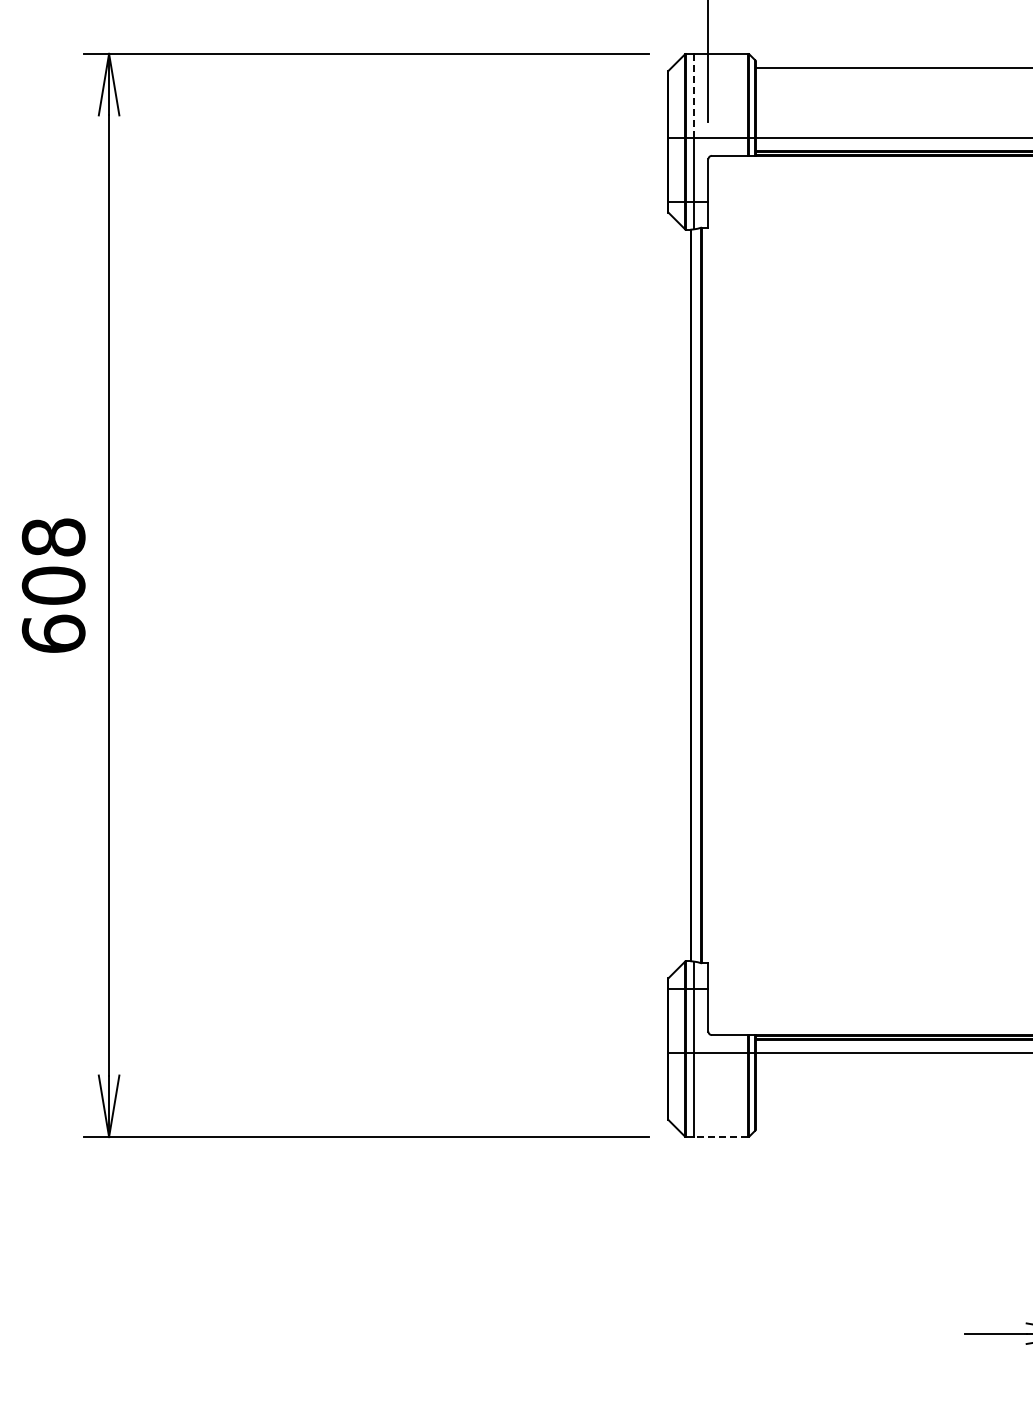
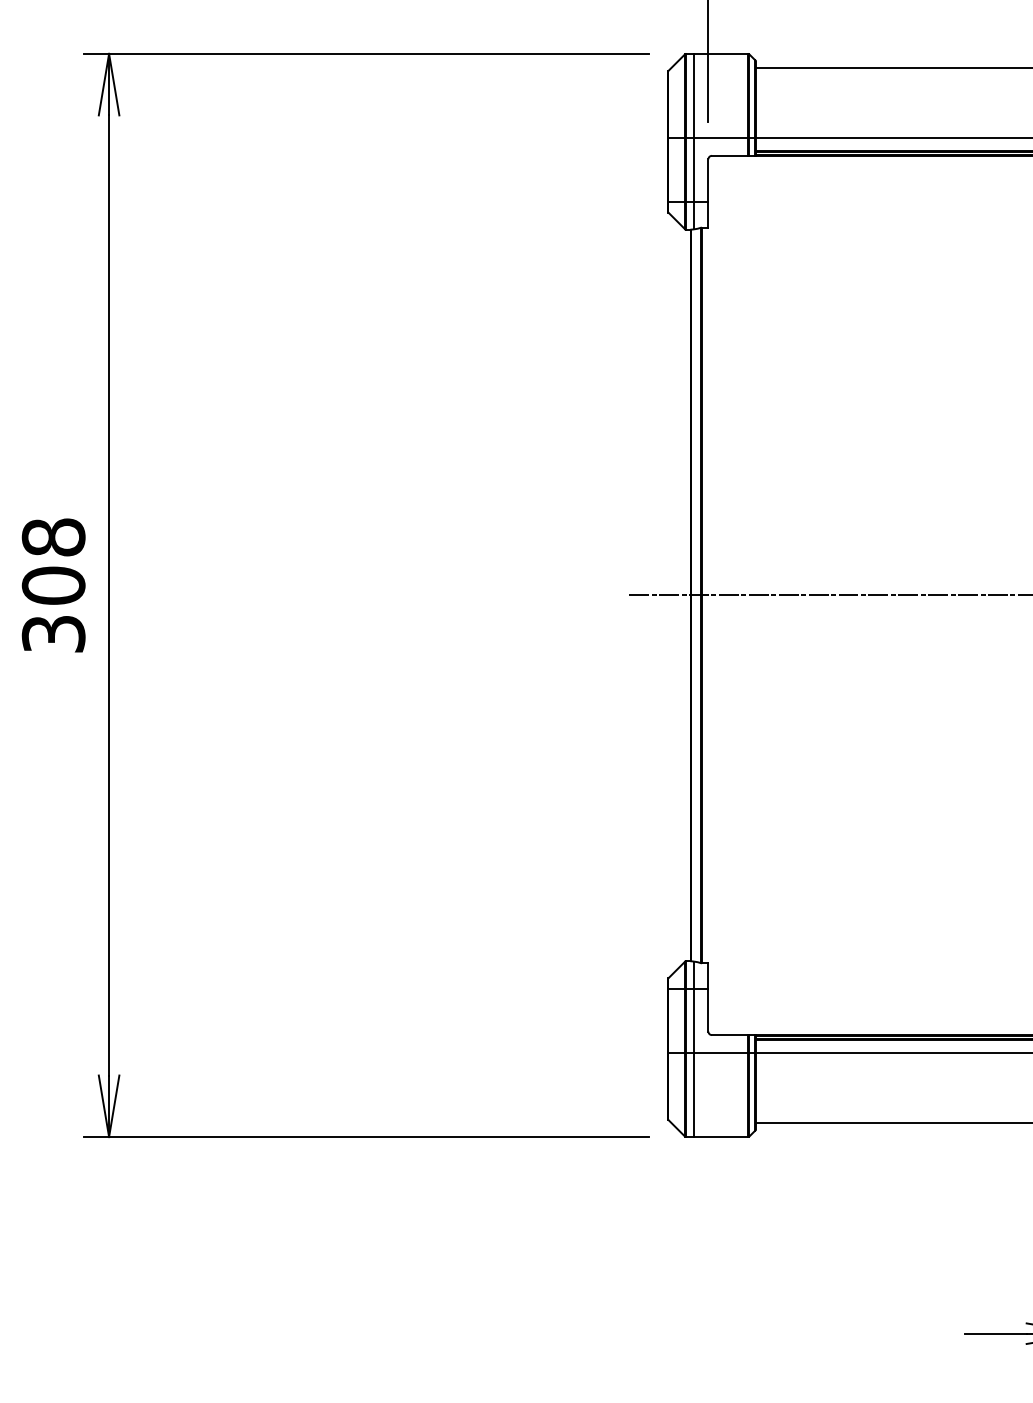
line: dashed -> solid (694, 96)
line: none -> present (829, 595)
text: 608 -> 308 (53, 633)
line: none -> present (892, 1123)
line: dashed -> solid (721, 1137)
